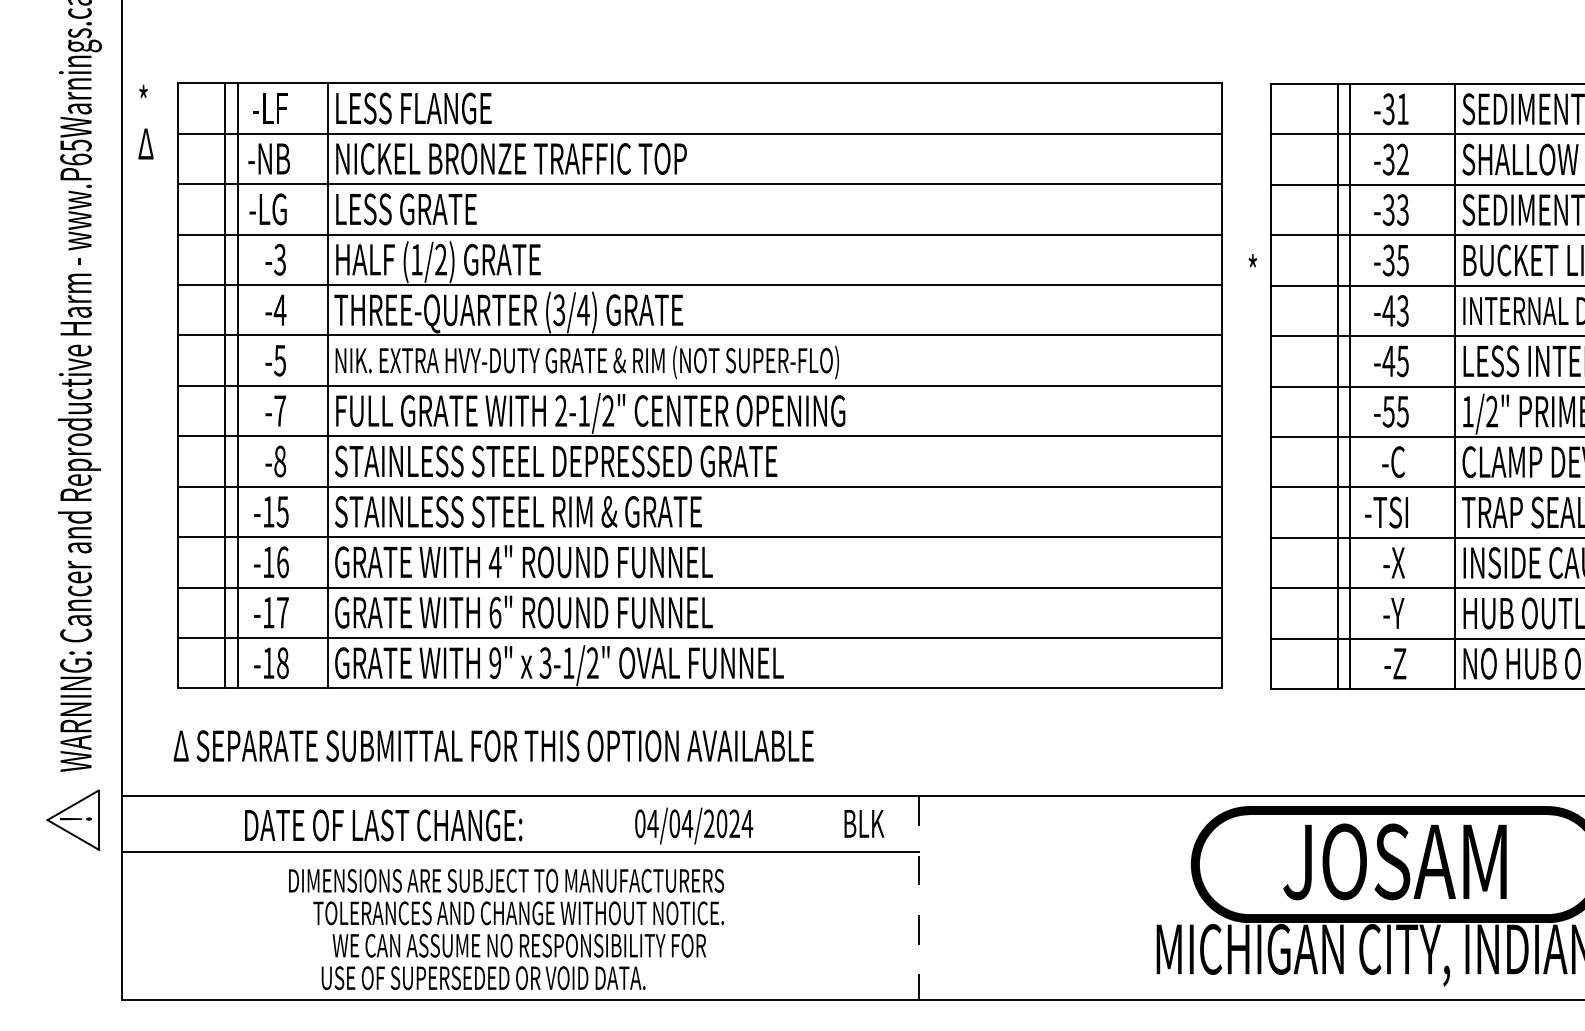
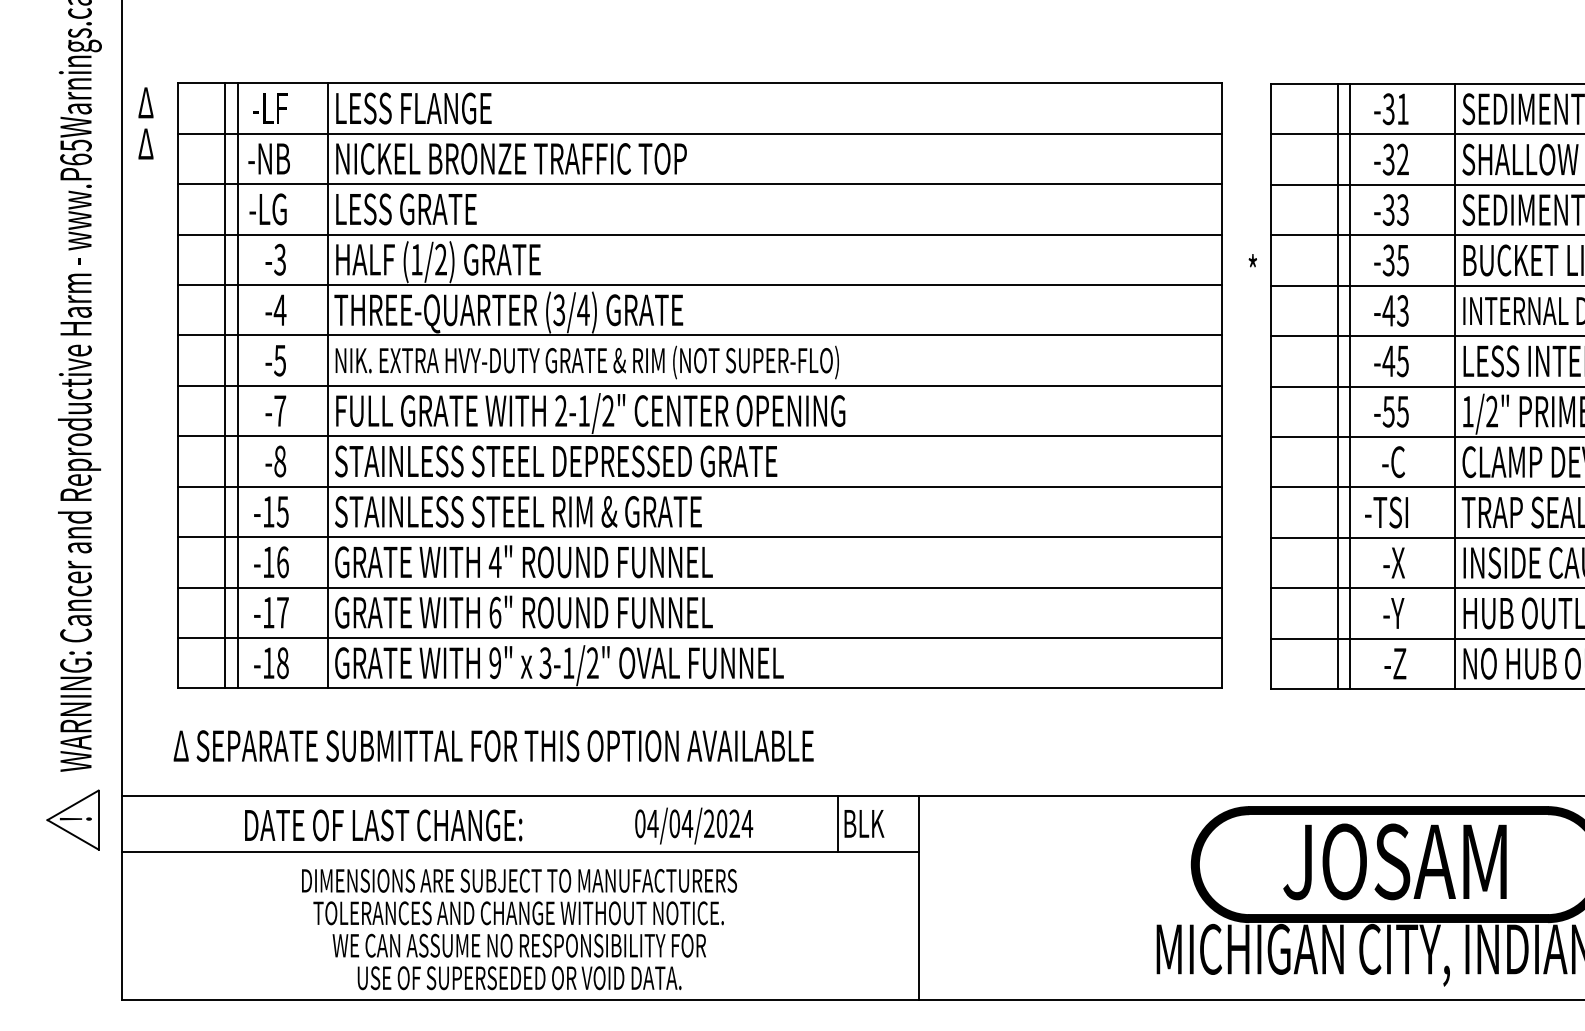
text: * -> Δ (145, 101)
line: none -> present (838, 823)
text position: (506, 880) -> (519, 880) (519, 880)
line: dashed -> solid (919, 898)
text position: (483, 978) -> (519, 978) (519, 978)
